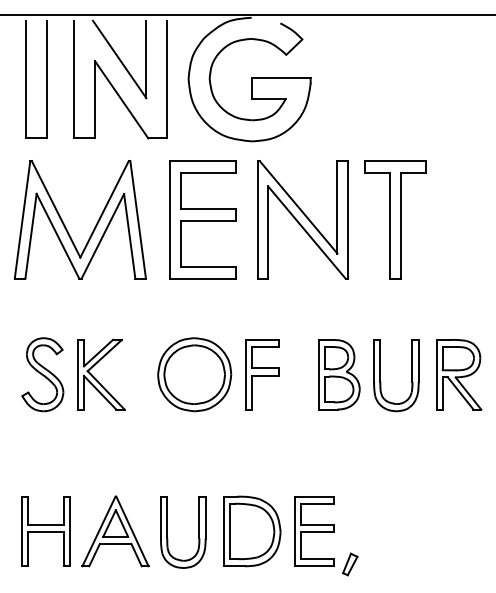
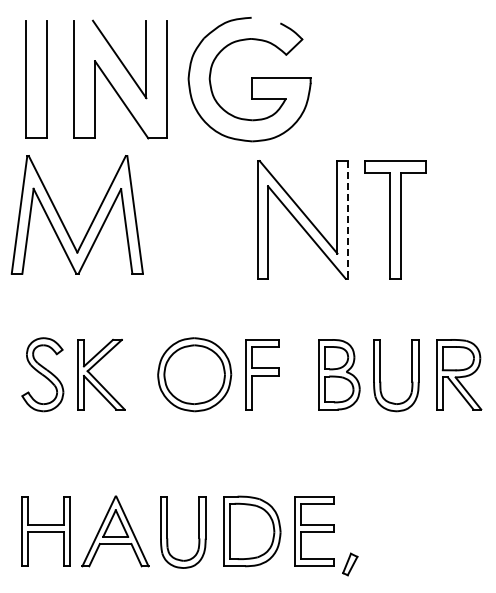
line: present -> none (247, 14)
part: present -> none (202, 219)
line: solid -> dashed (348, 219)
part position: (65, 225) -> (62, 220) (62, 220)
